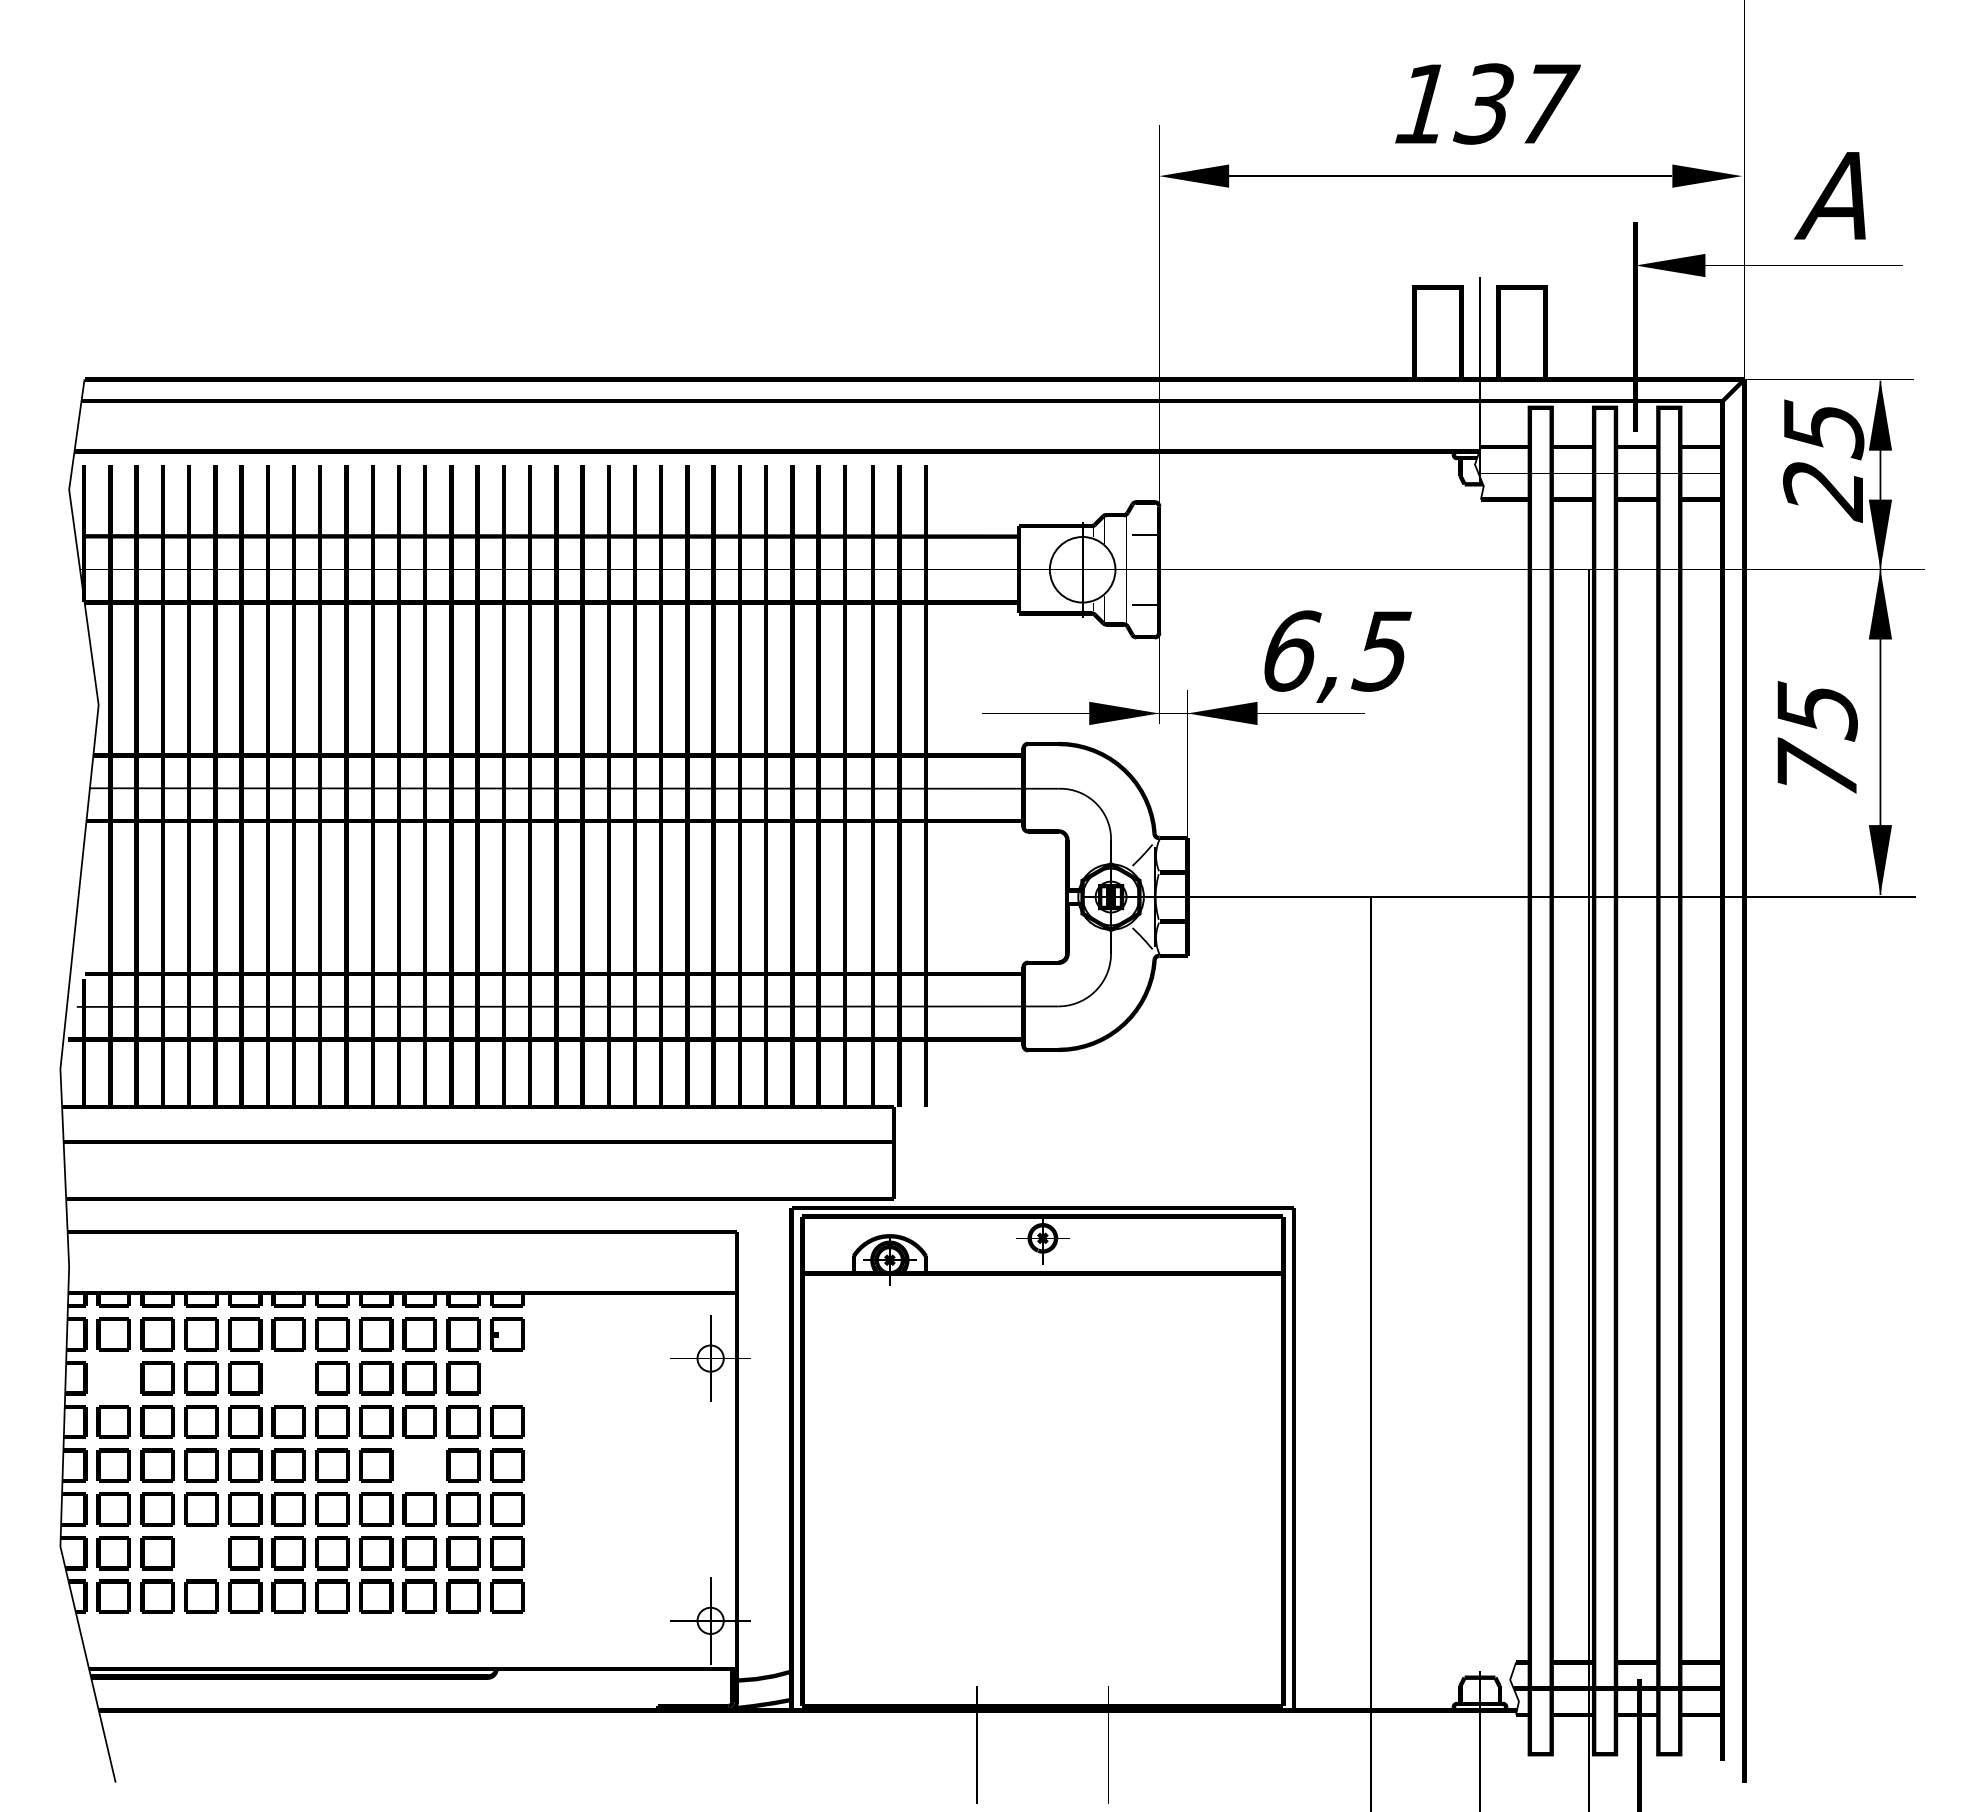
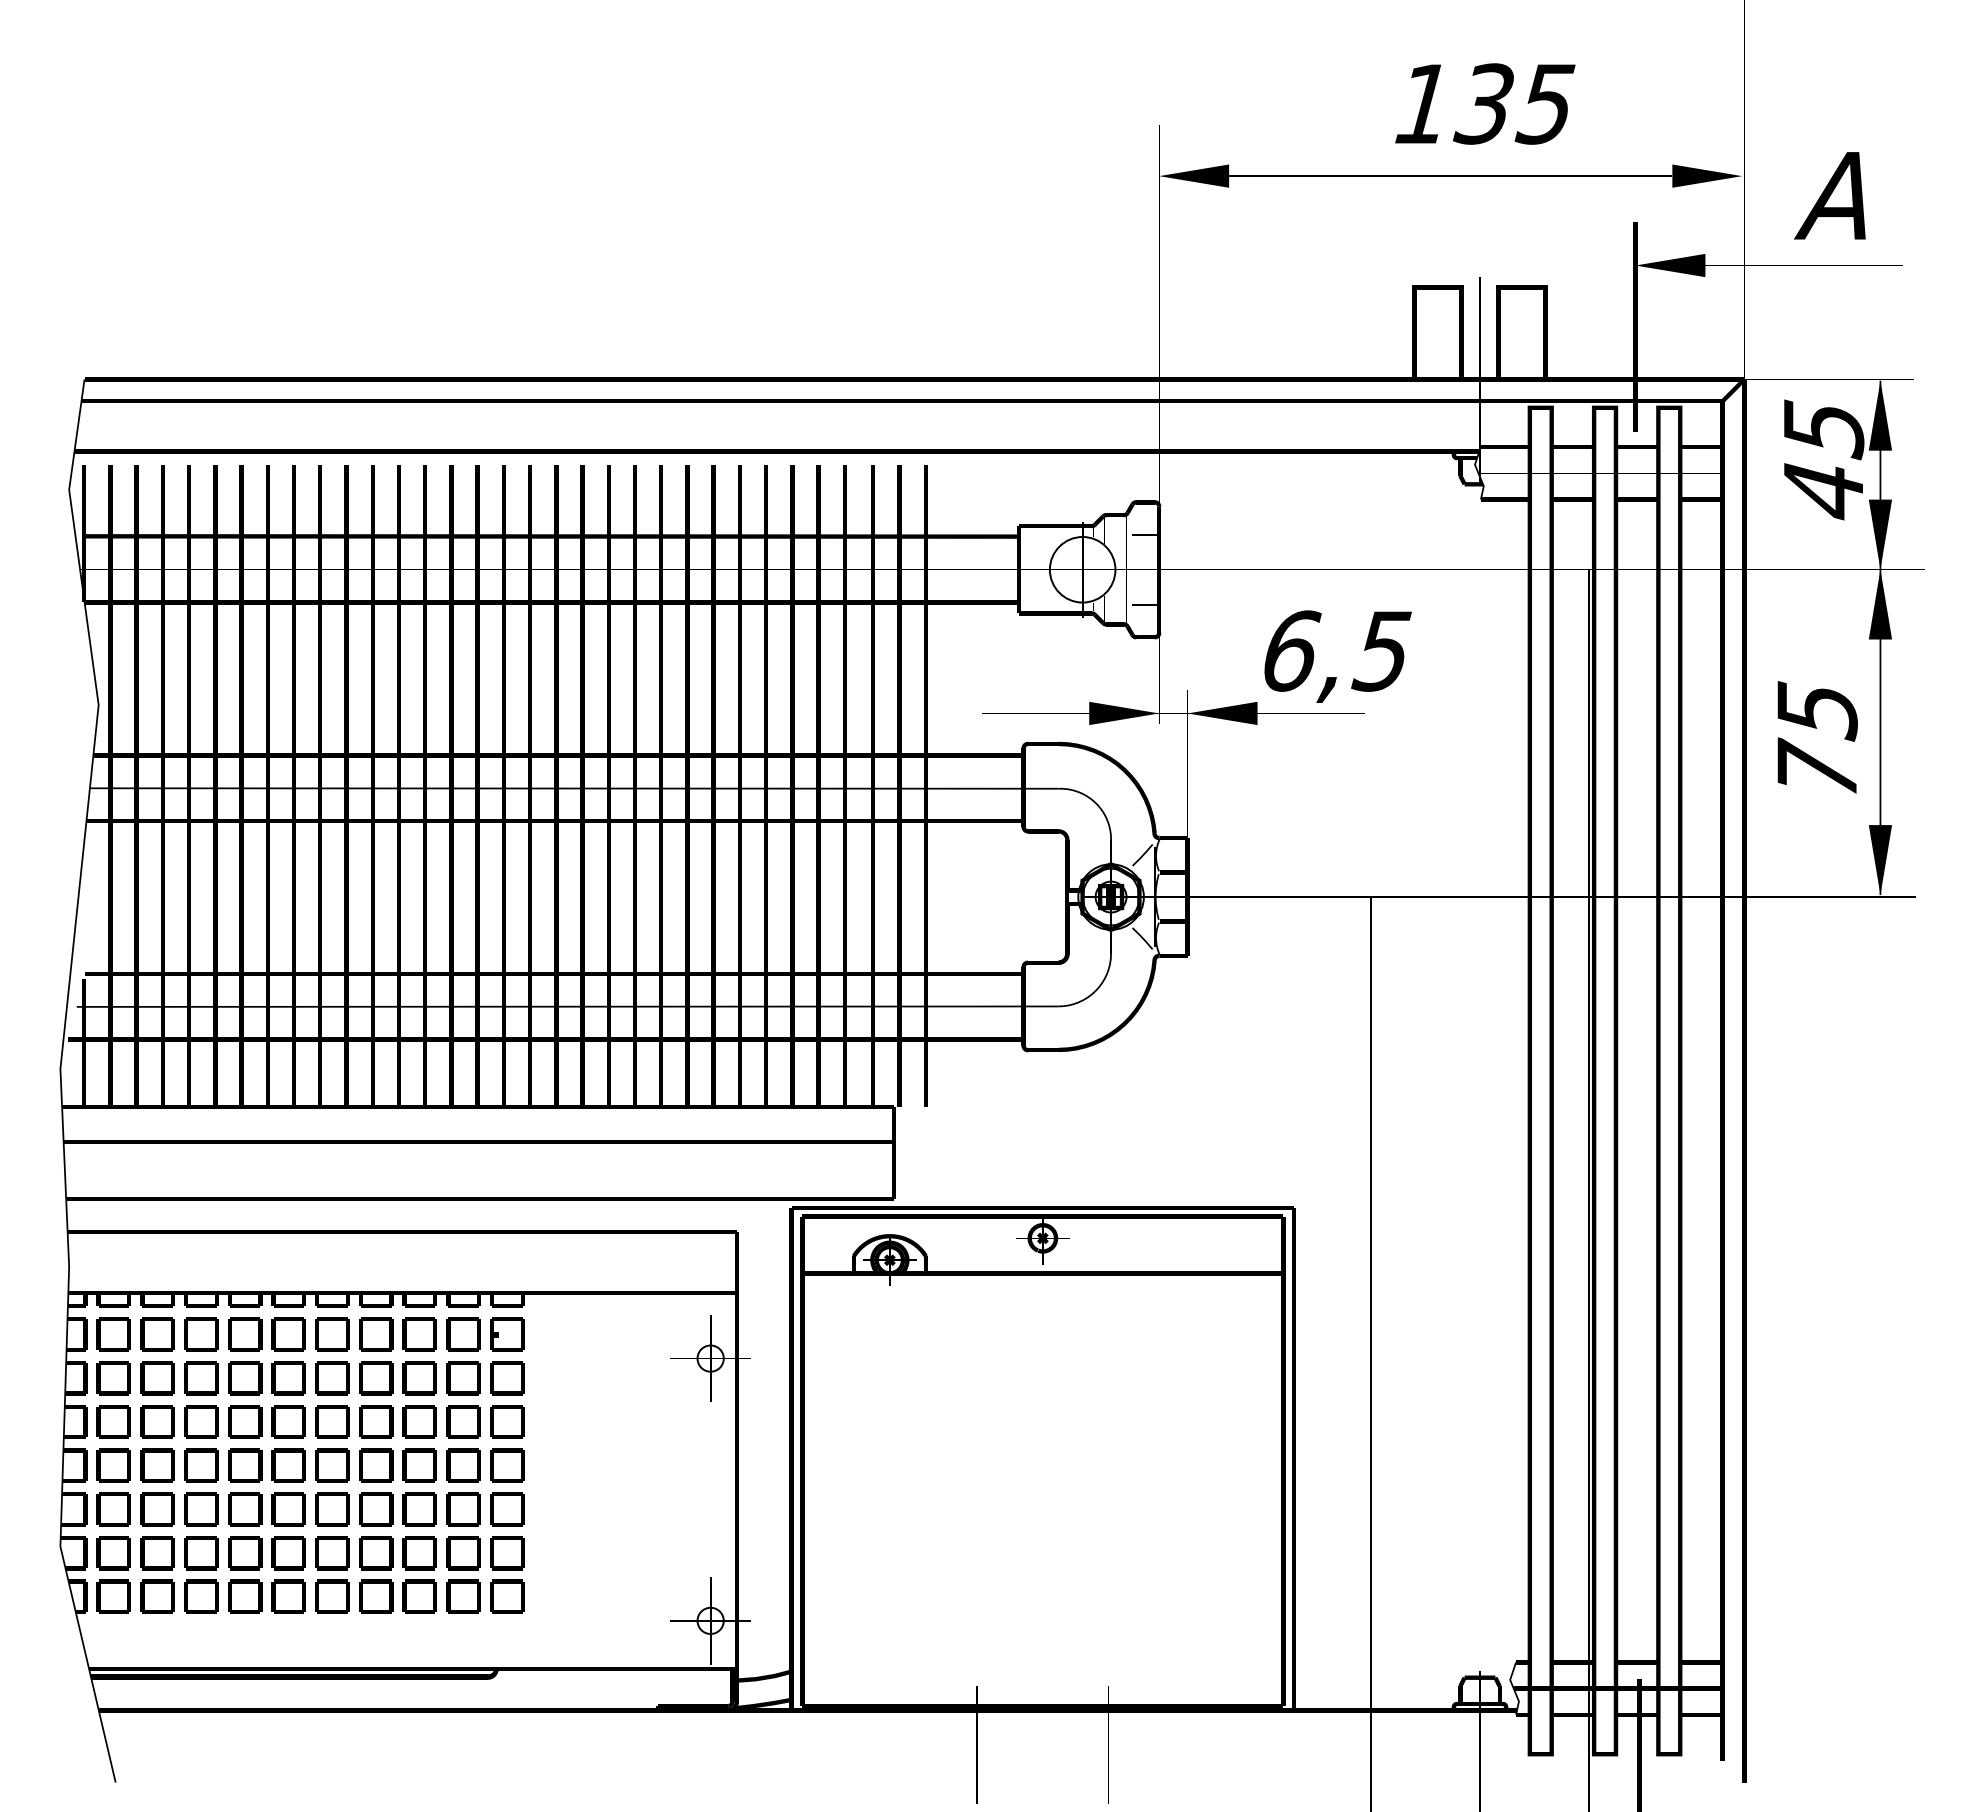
text: 137 -> 135 (1547, 104)
text: 25 -> 45 (1822, 492)
part: none -> present (113, 1378)
part: none -> present (288, 1378)
part: none -> present (507, 1378)
part: none -> present (419, 1465)
part: none -> present (201, 1553)
